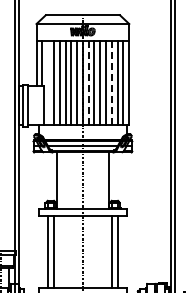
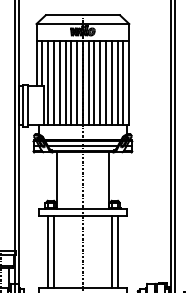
line: dashed -> solid (88, 82)
line: dashed -> solid (111, 82)
line: none -> present (48, 83)
